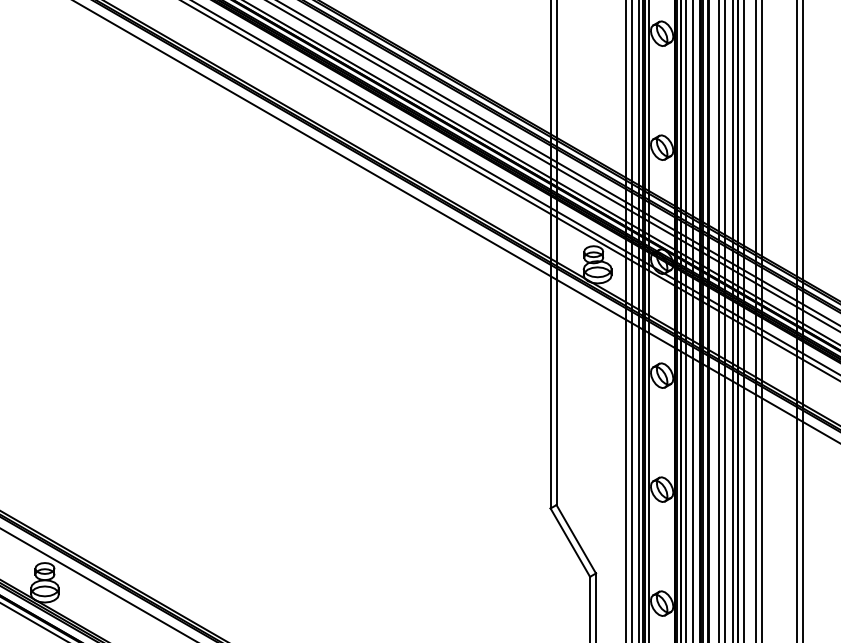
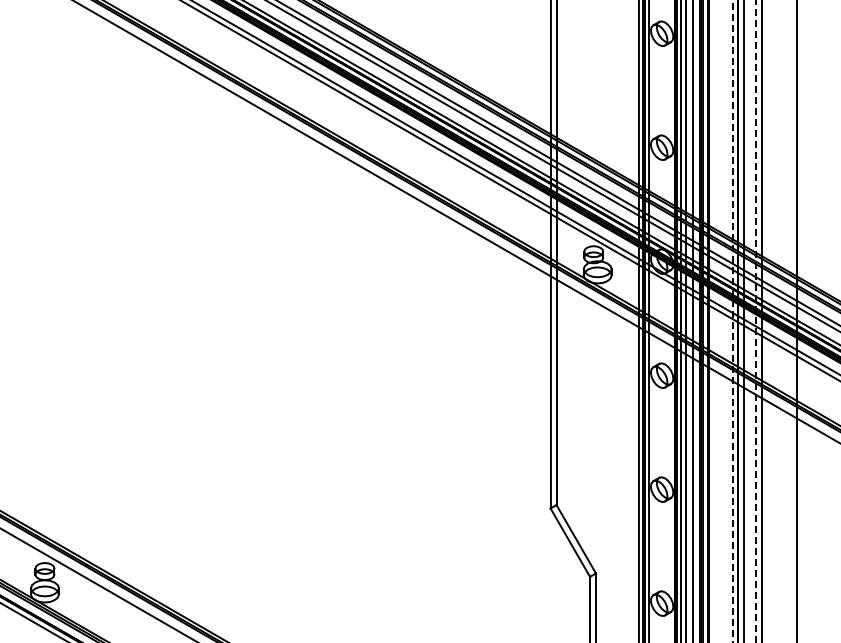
line: present -> none (625, 320)
line: present -> none (631, 320)
line: present -> none (719, 320)
line: present -> none (725, 320)
line: present -> none (803, 320)
line: solid -> dashed (732, 321)
line: solid -> dashed (755, 321)
